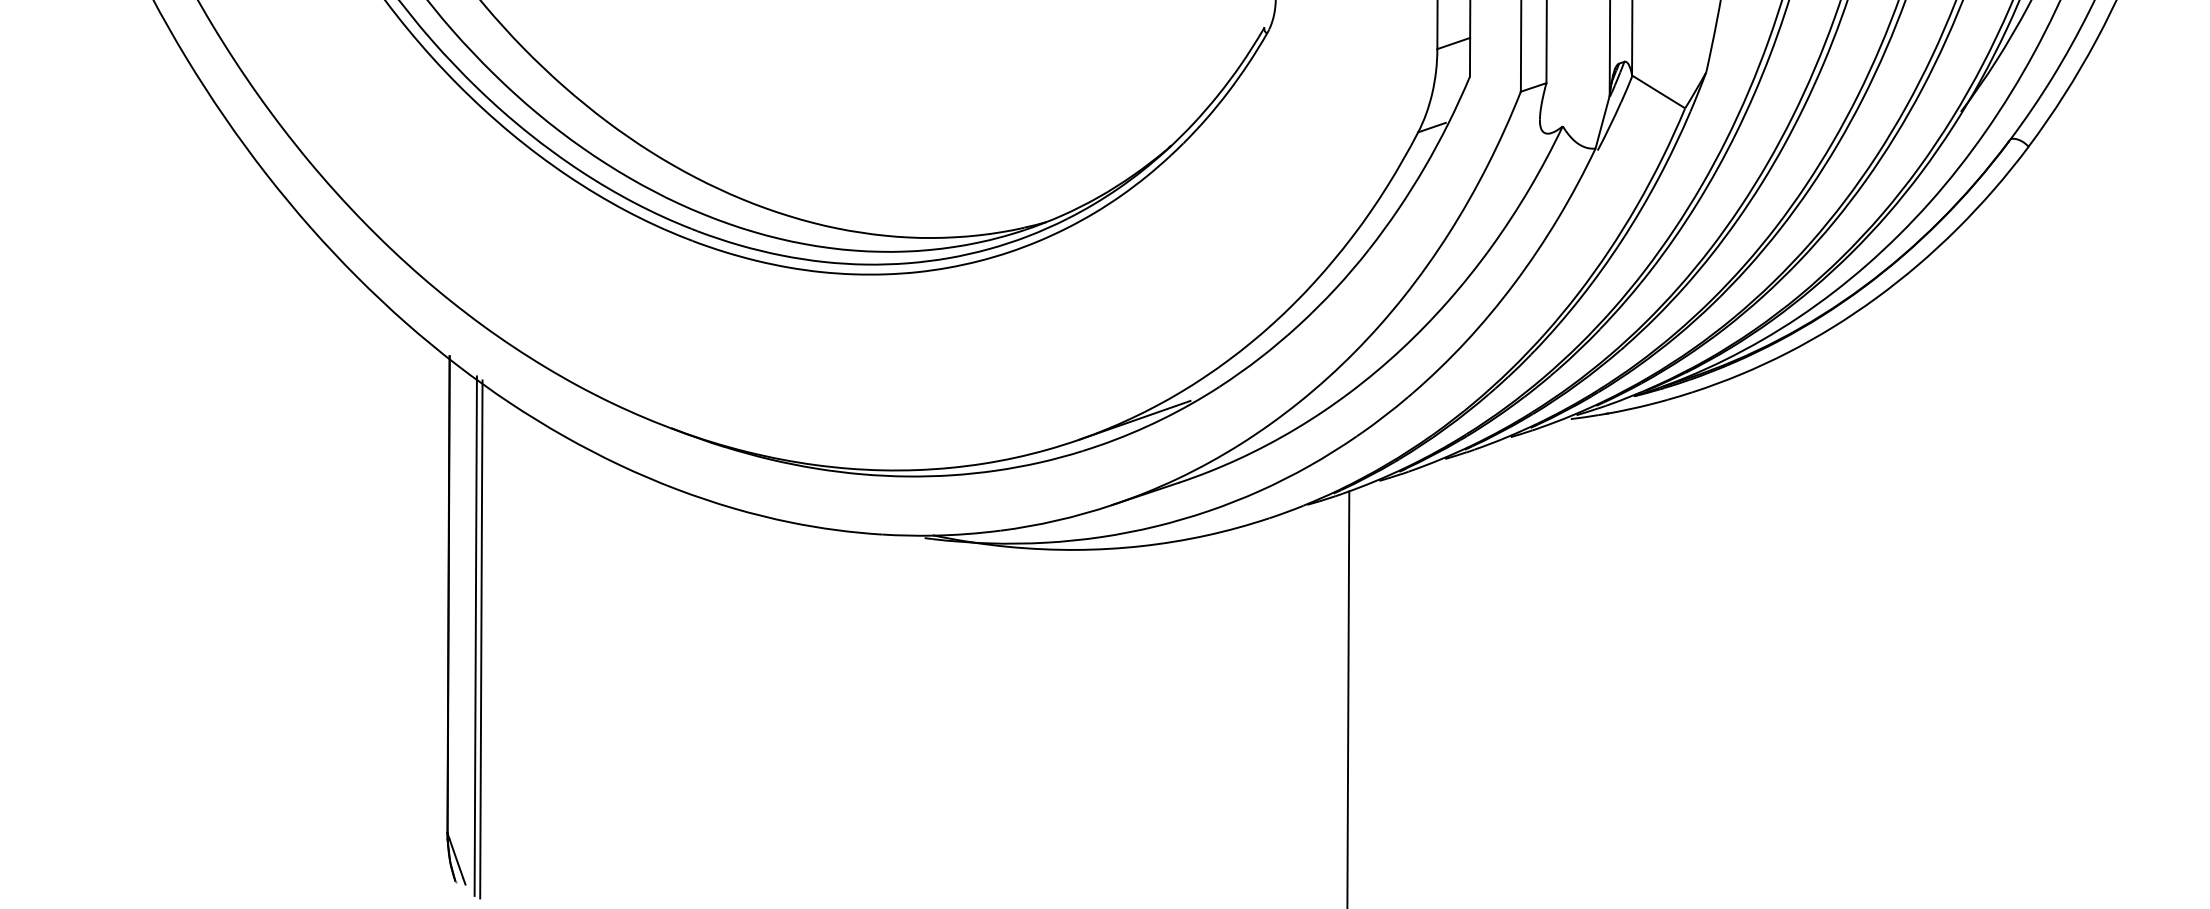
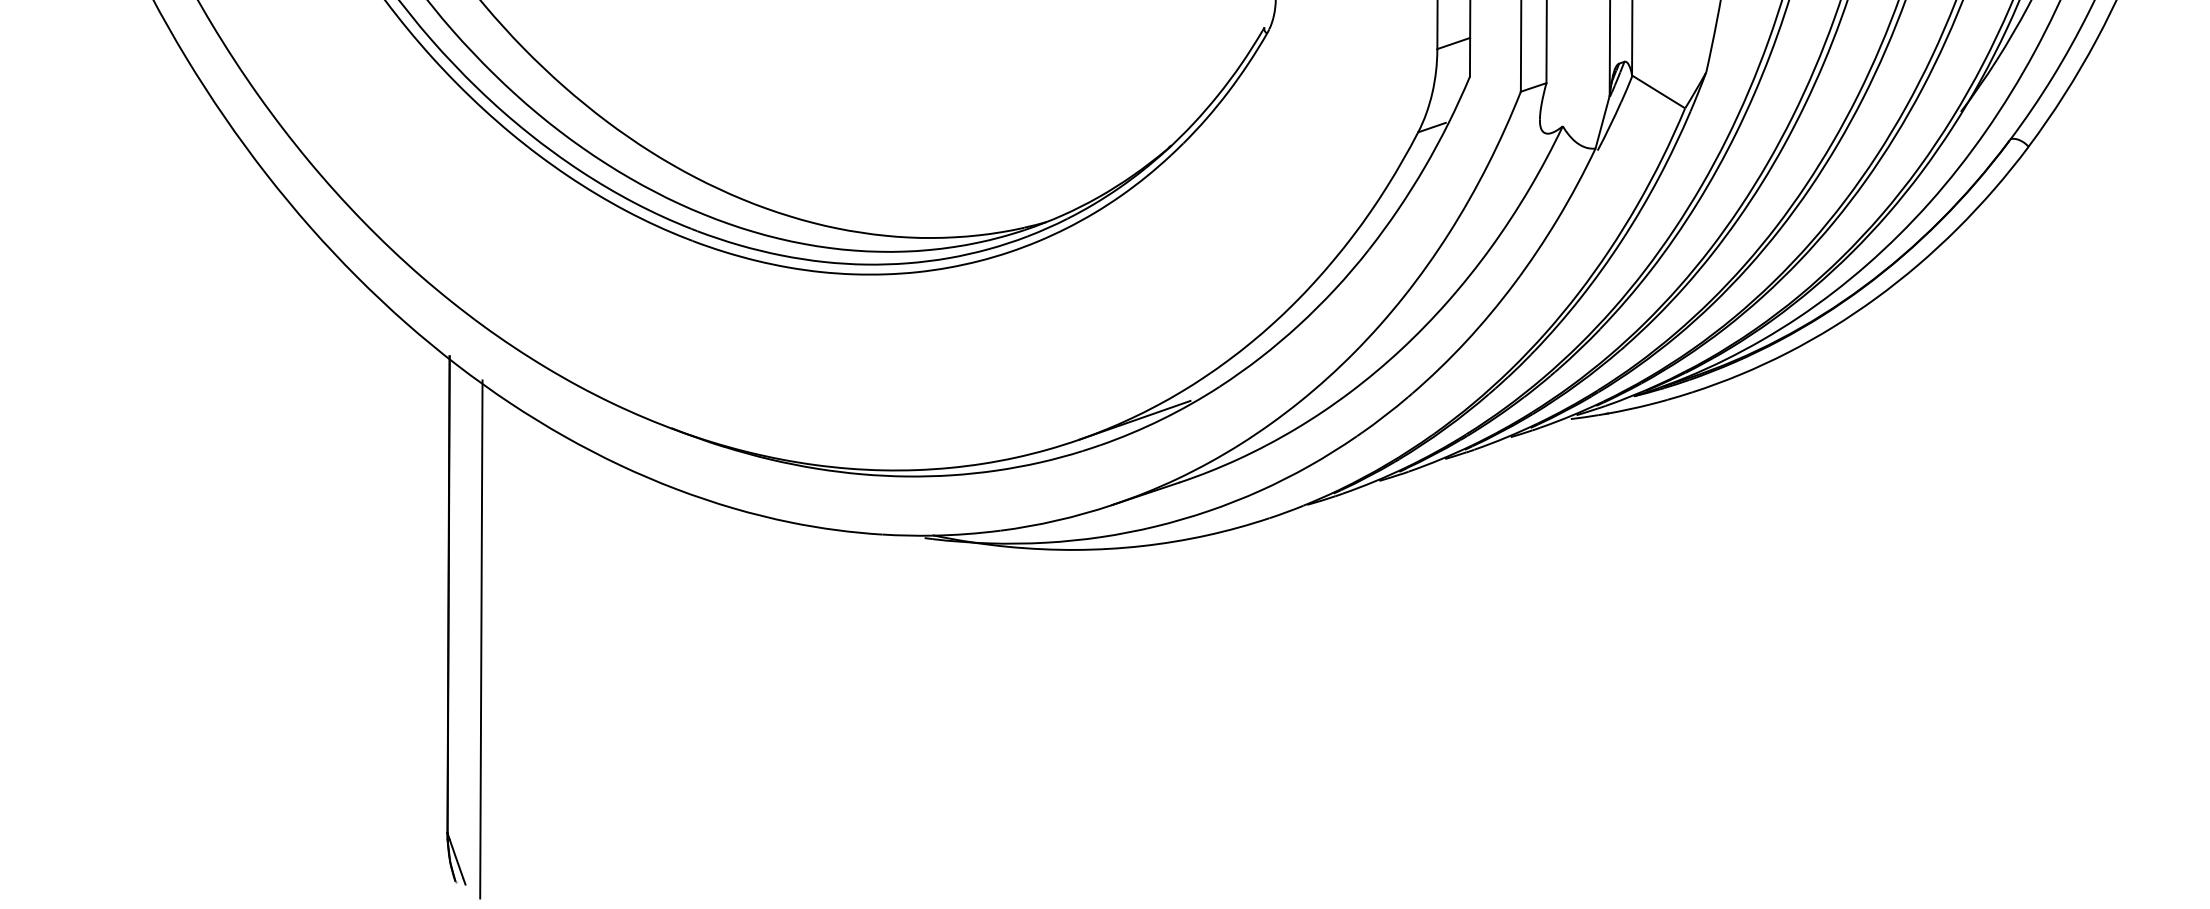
line: present -> none (475, 635)
line: present -> none (1348, 698)
